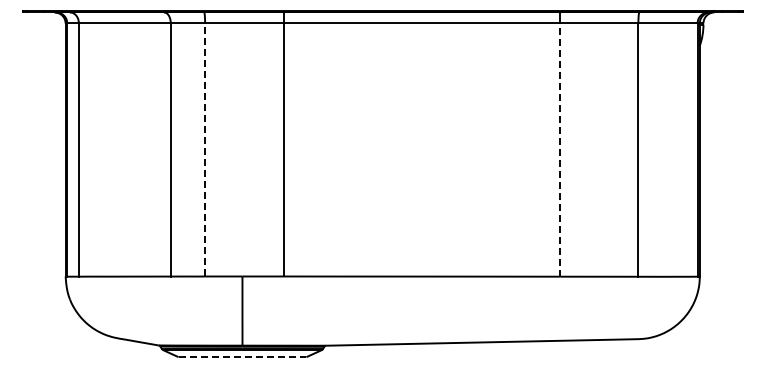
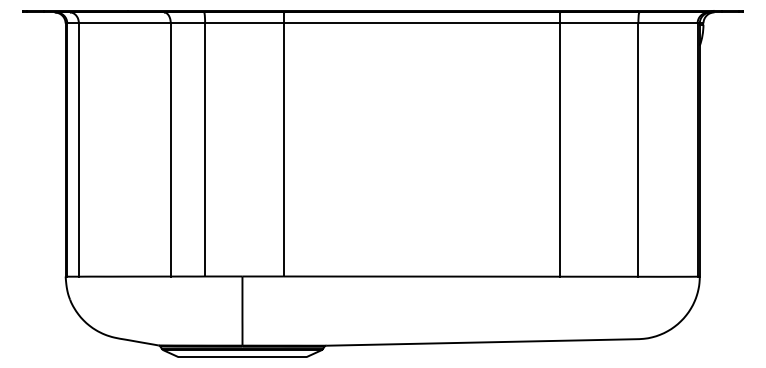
line: dashed -> solid (205, 149)
line: dashed -> solid (560, 150)
line: dashed -> solid (242, 357)
